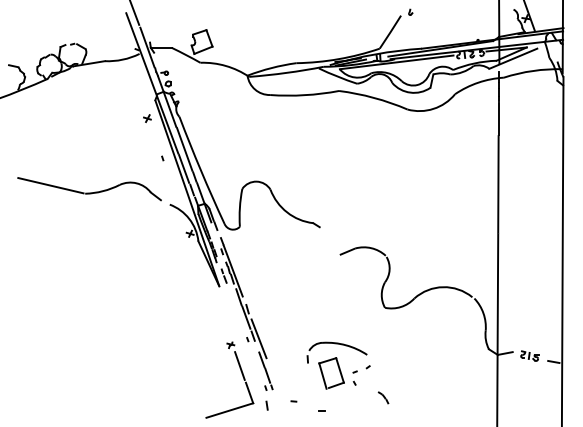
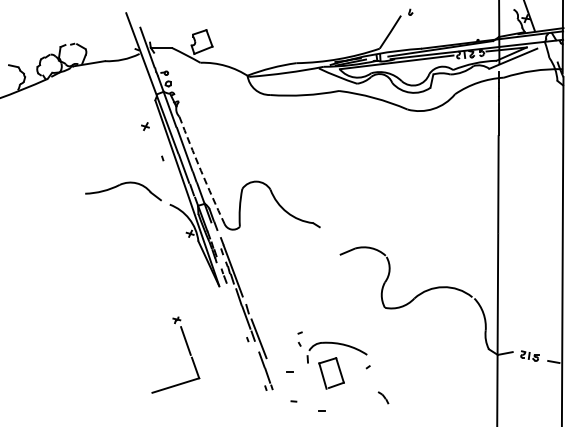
line: present -> none (134, 13)
part position: (147, 118) -> (145, 126) (145, 126)
arc: solid -> dashed (201, 170)
line: present -> none (50, 185)
line: none -> present (289, 371)
part position: (241, 374) -> (187, 349) (187, 349)
part position: (354, 377) -> (299, 338) (299, 338)
line: present -> none (266, 405)
